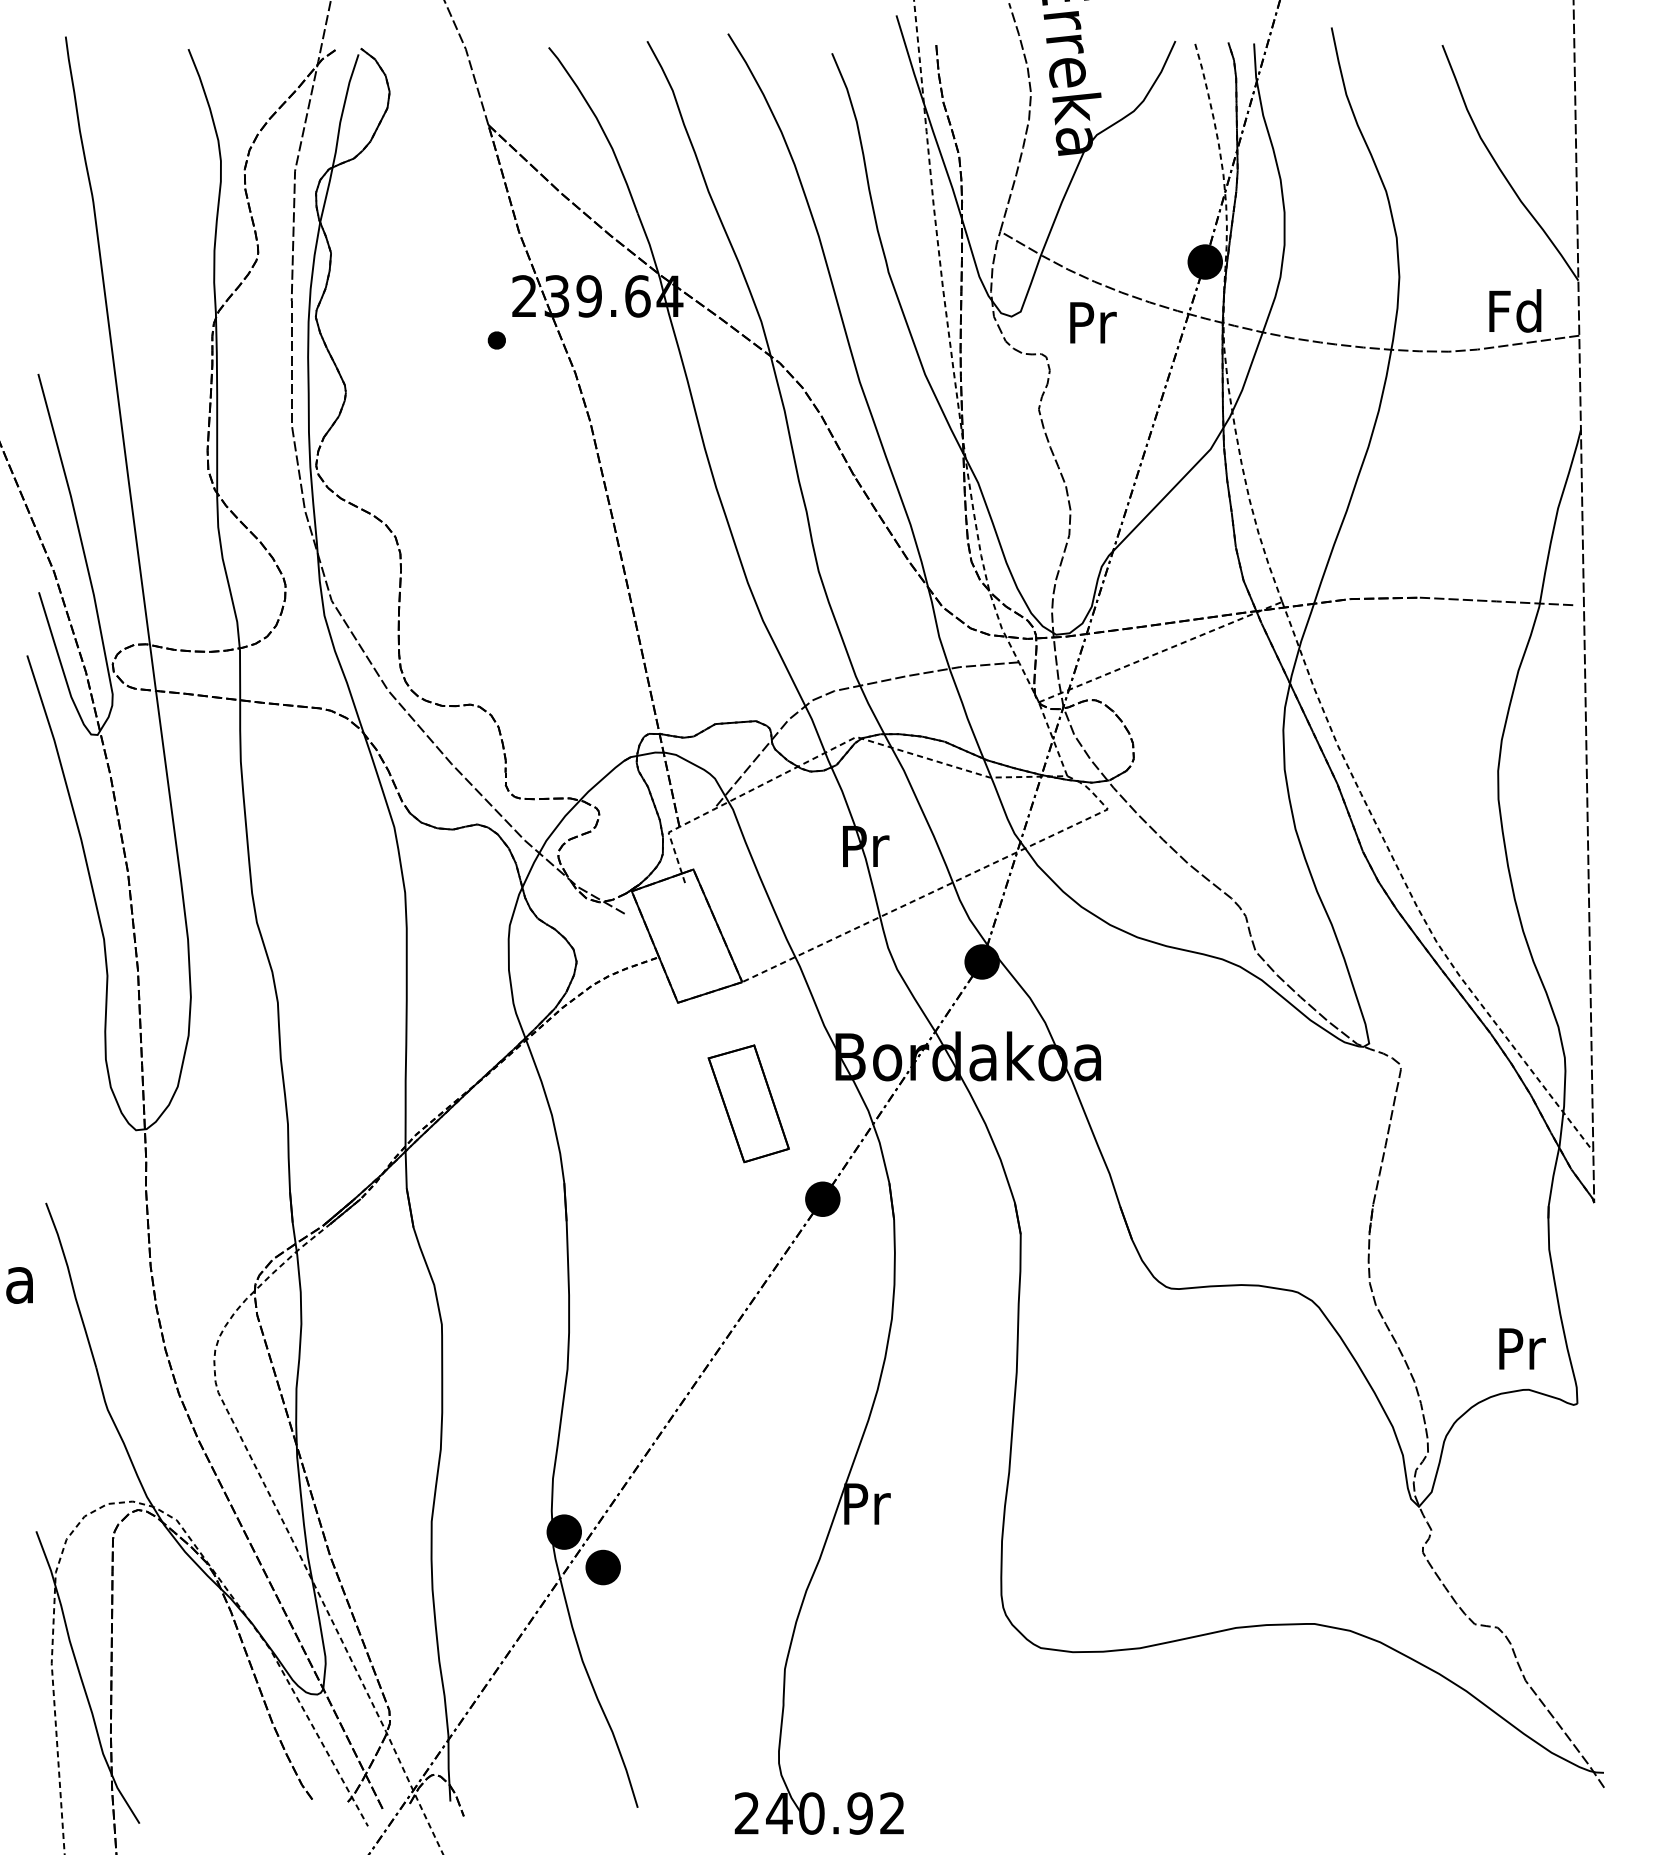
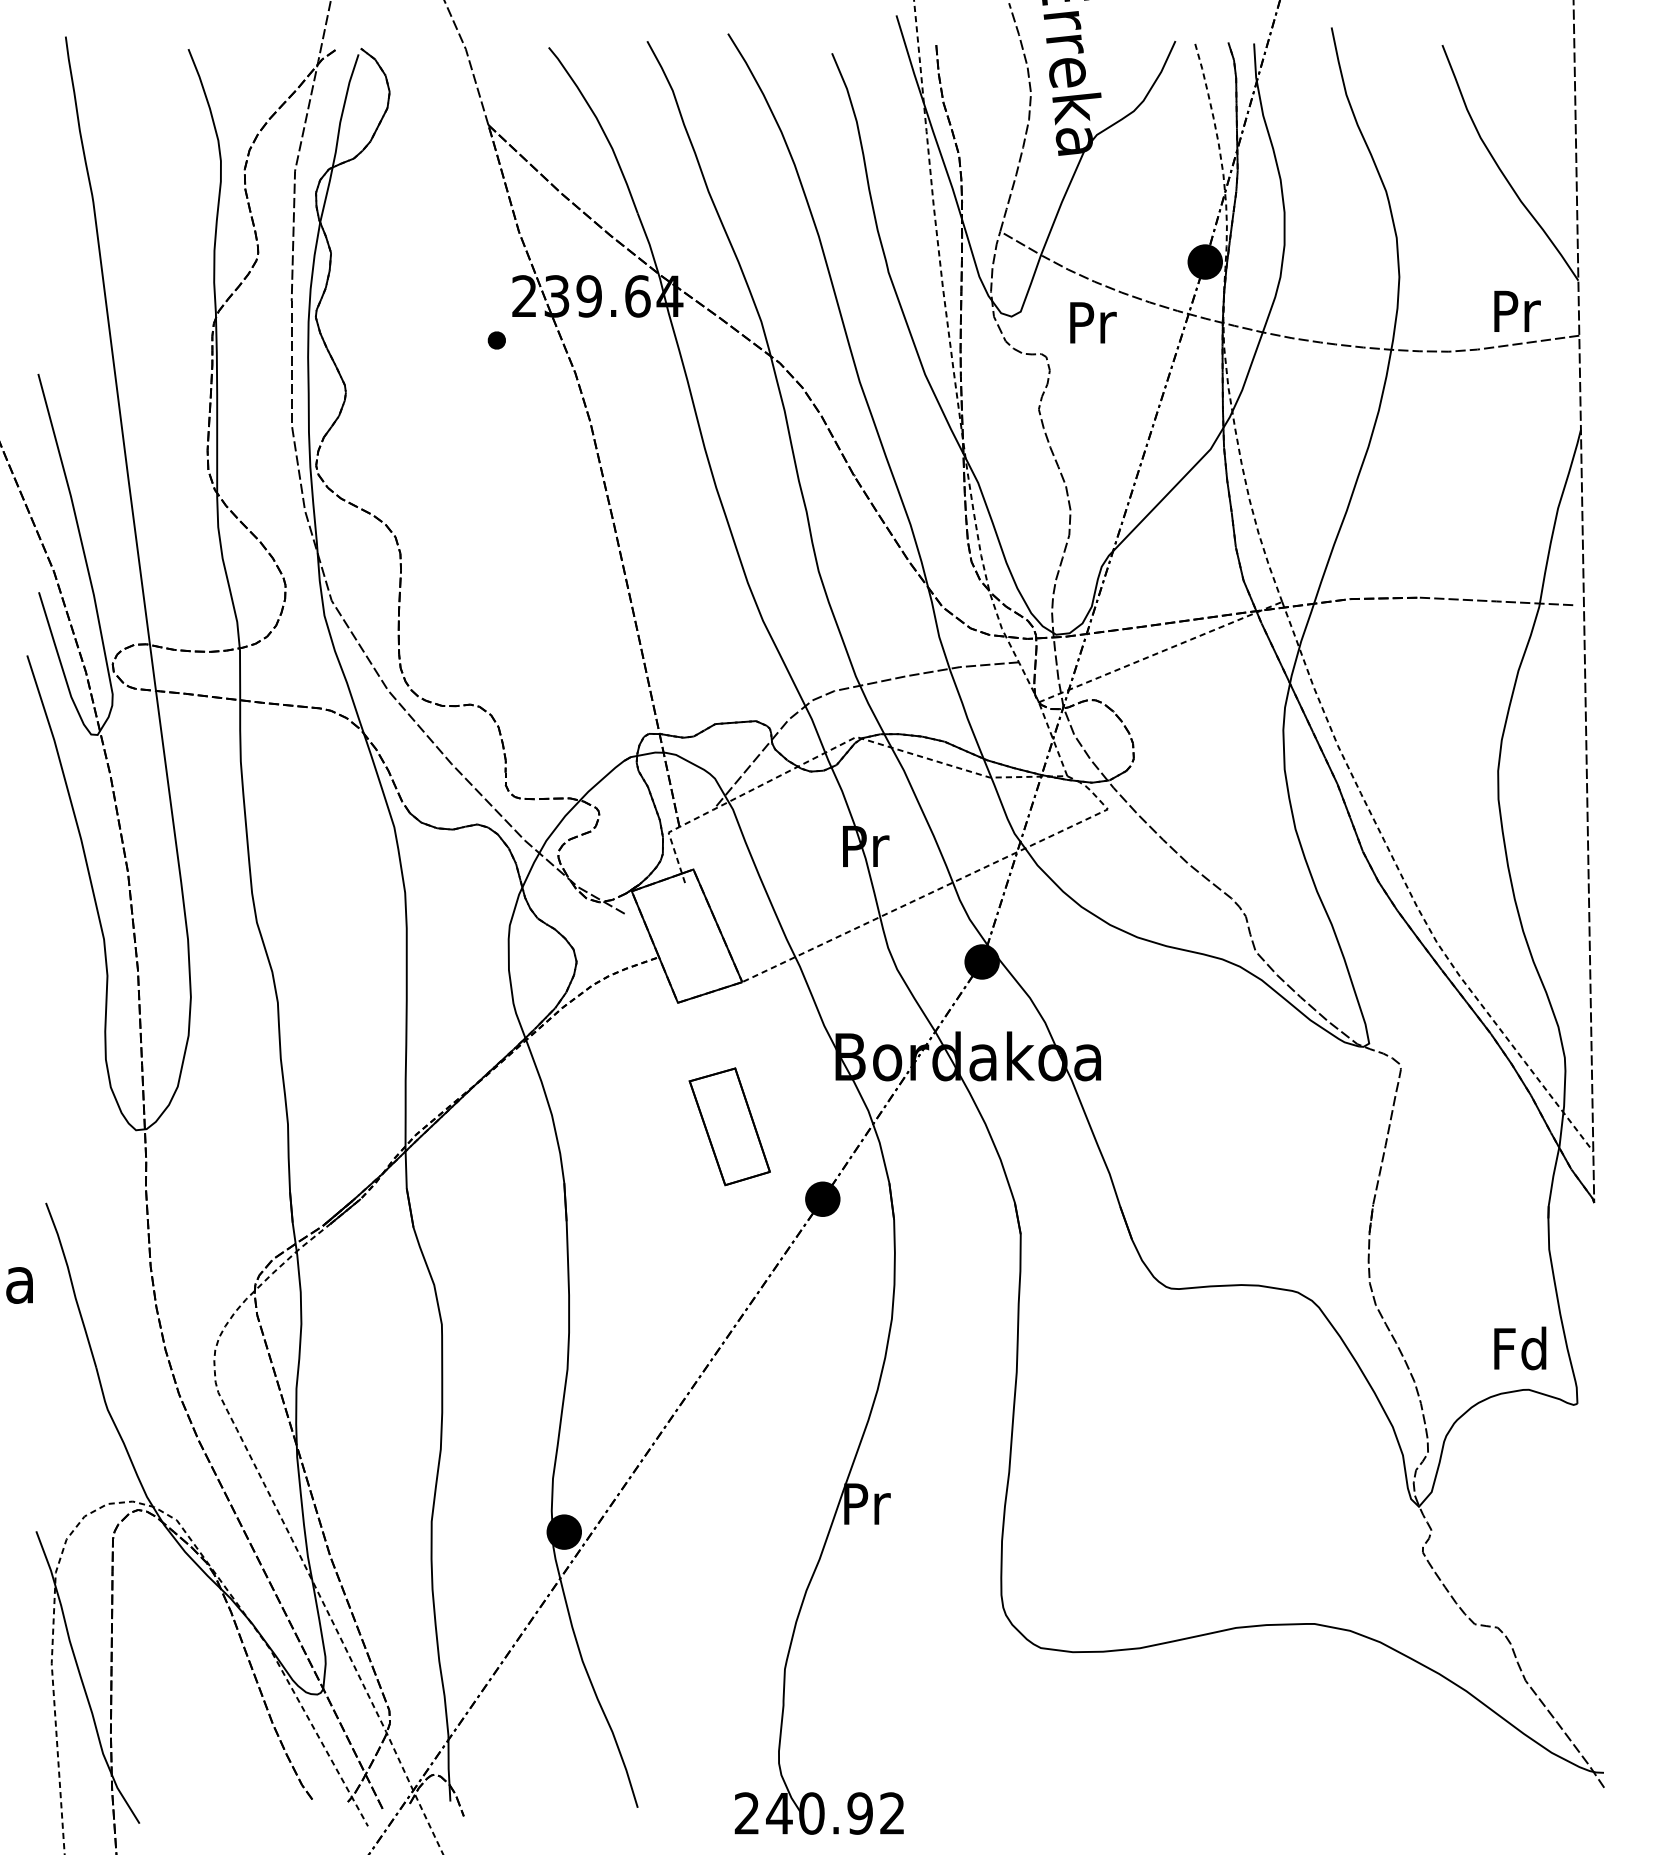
text: Fd -> Pr (1515, 310)
part position: (748, 1103) -> (729, 1126) (729, 1126)
text: Pr -> Fd (1520, 1348)
part: present -> none (602, 1567)
